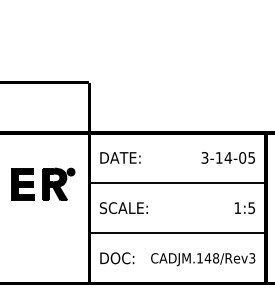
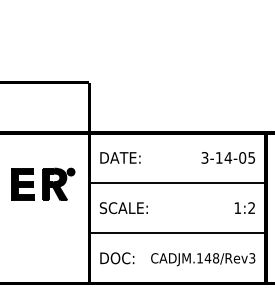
text: 1:5 -> 1:2 (251, 208)
